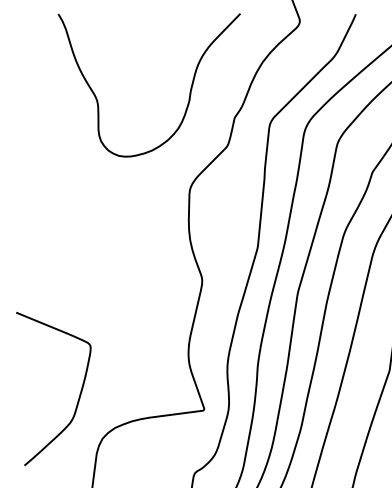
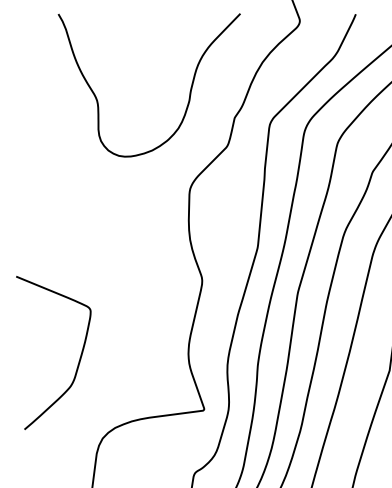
curve position: (78, 397) -> (78, 361) (78, 361)
